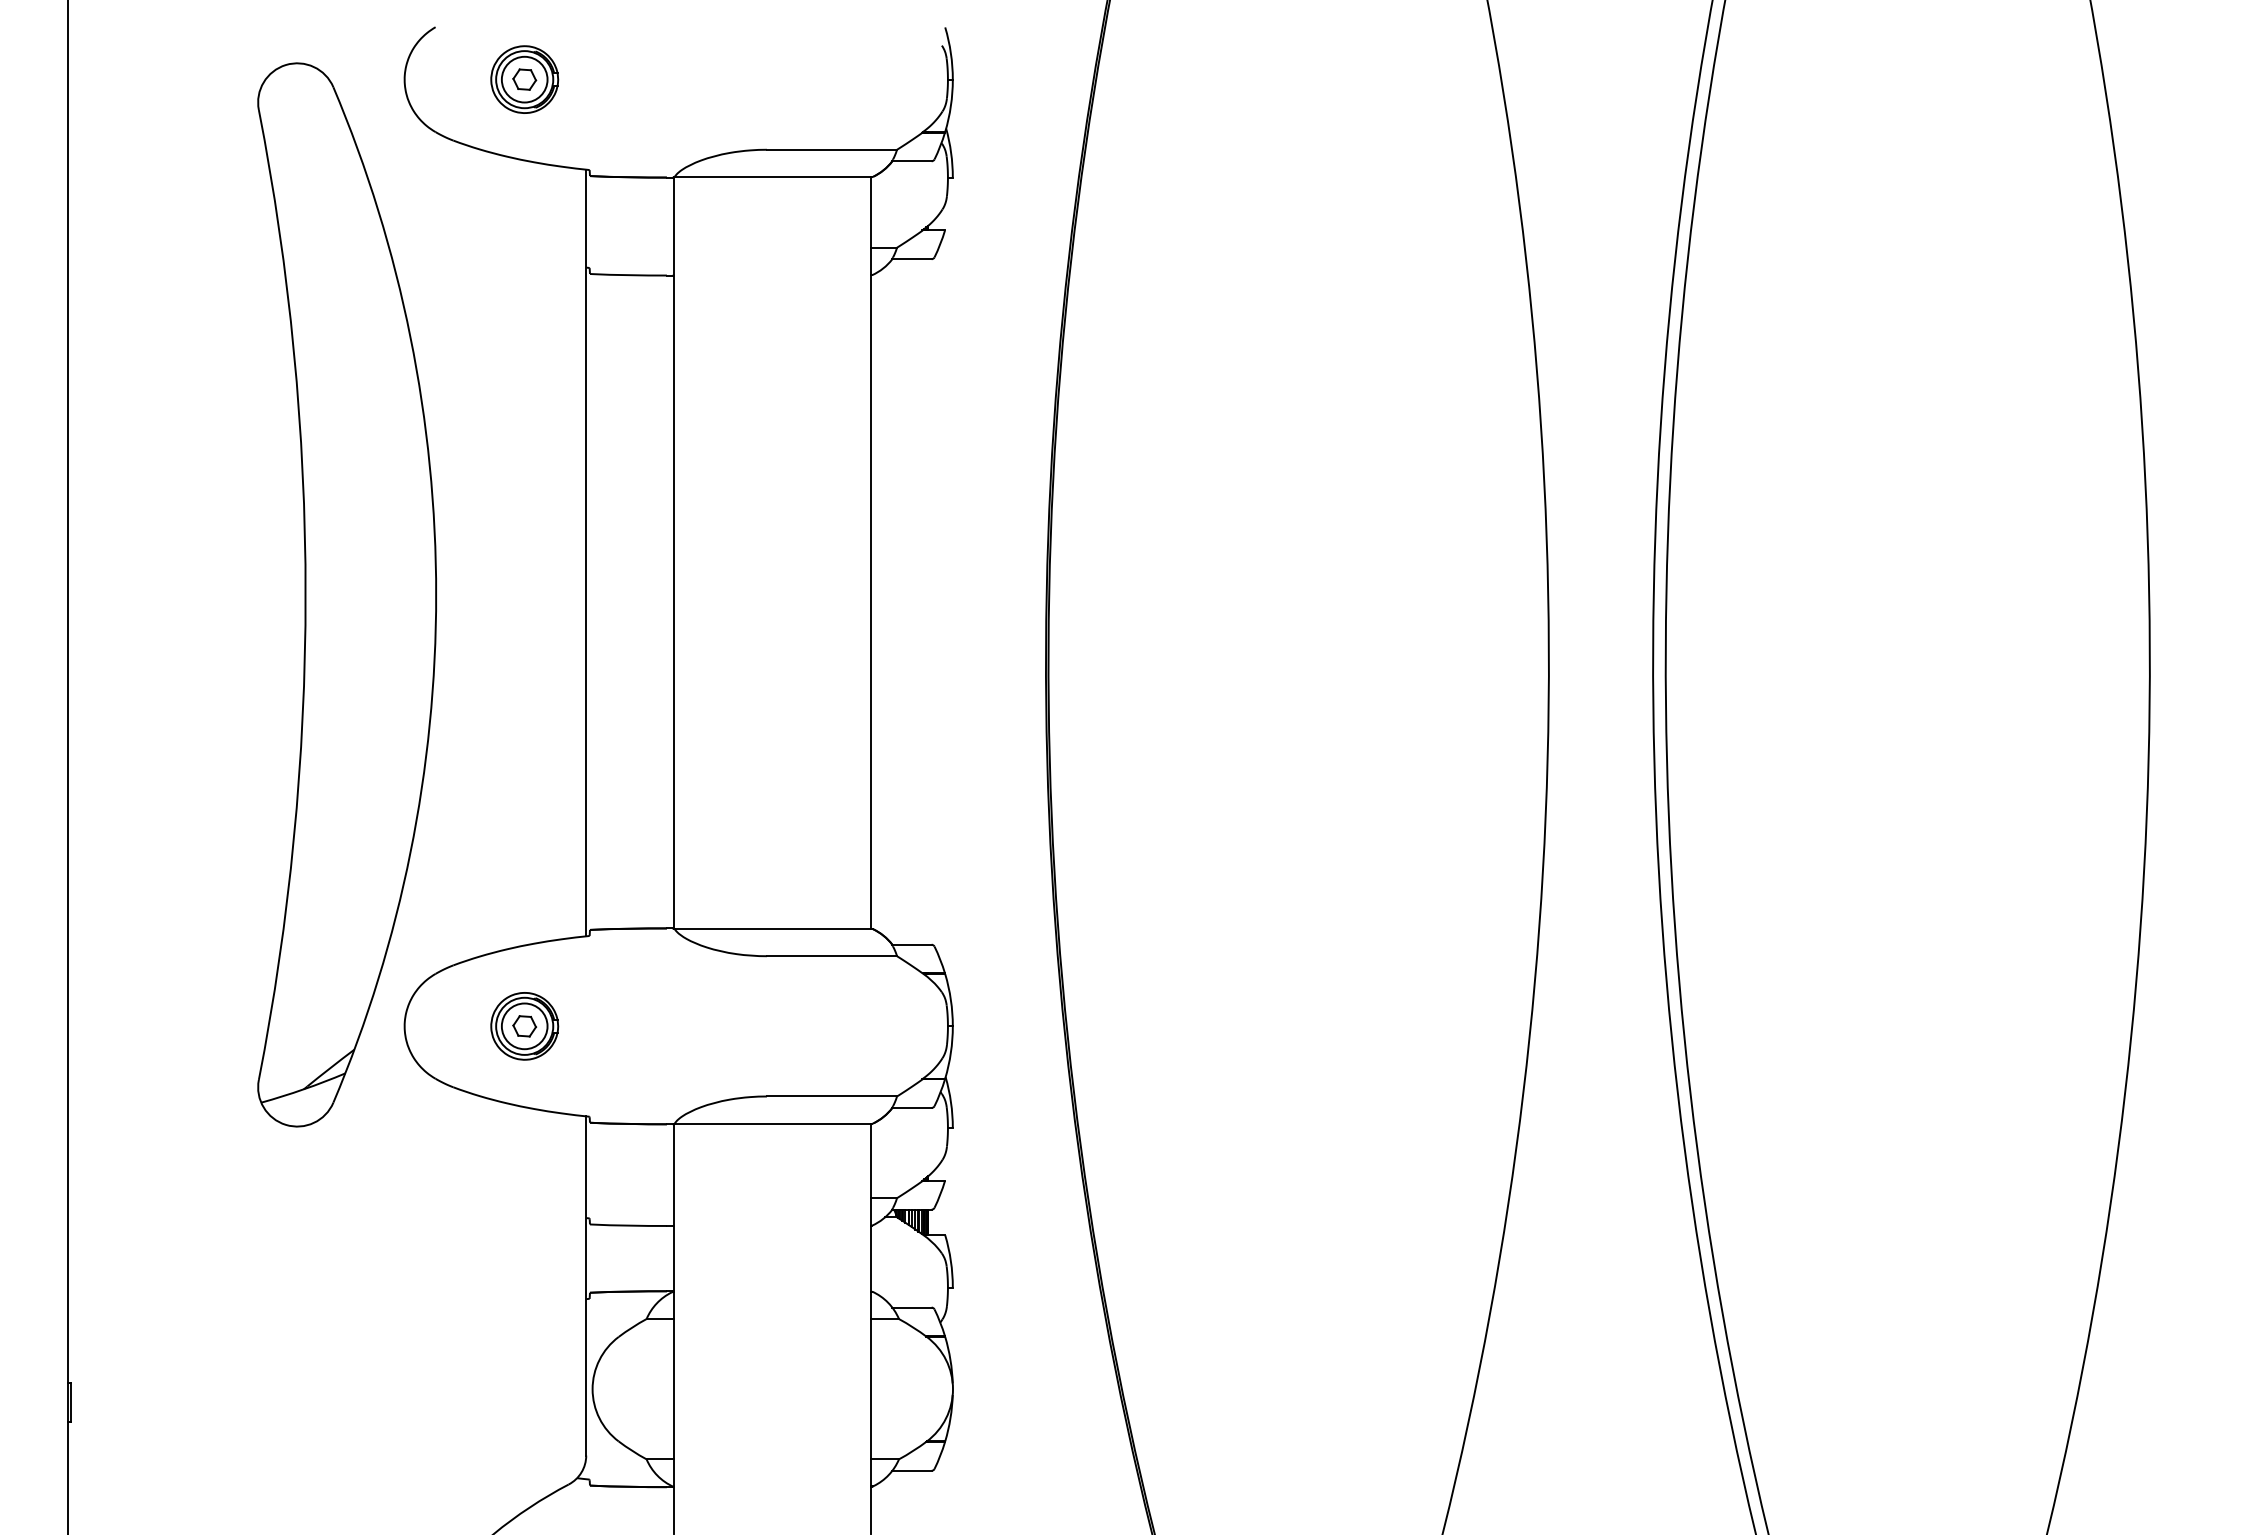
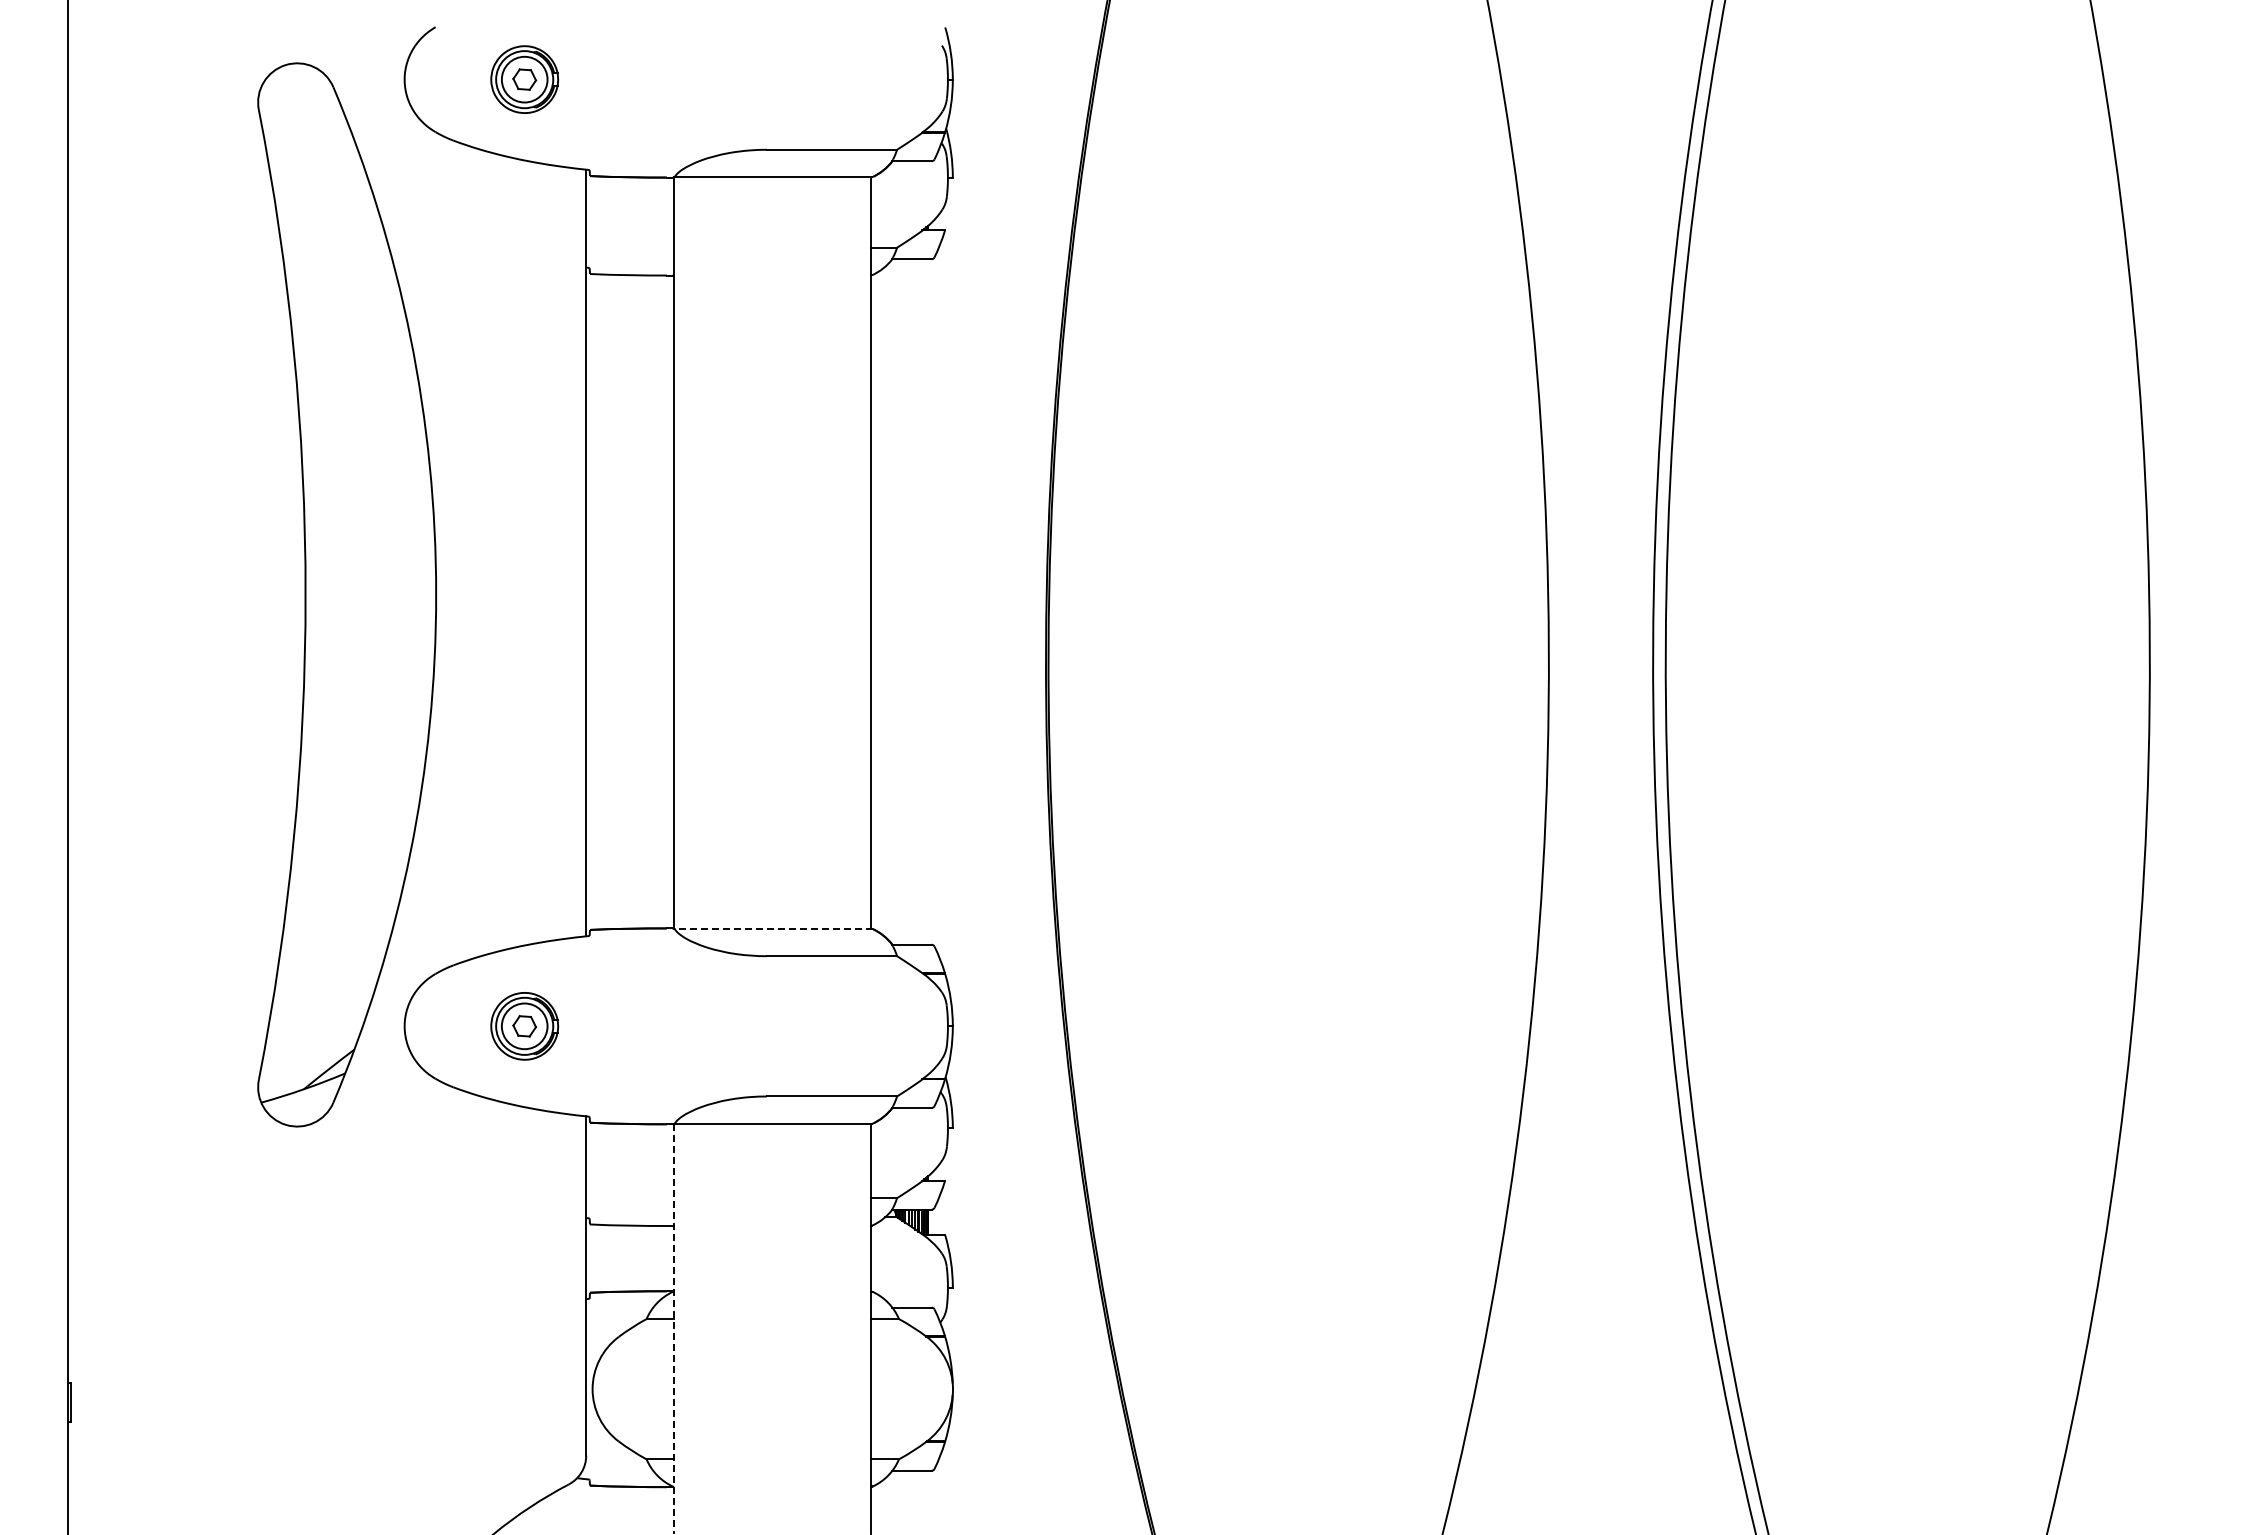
line: solid -> dashed (774, 929)
line: solid -> dashed (674, 1328)
